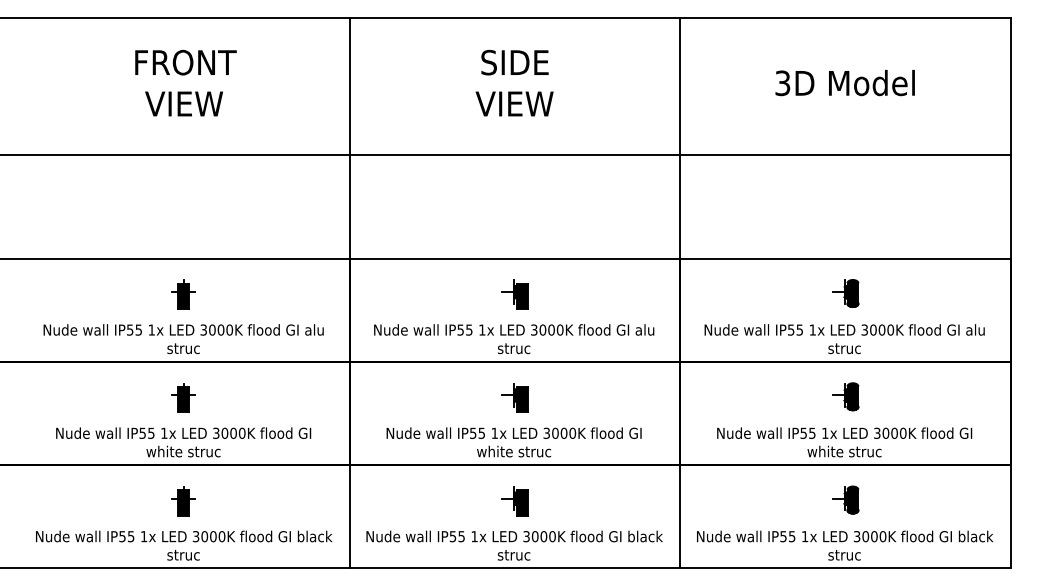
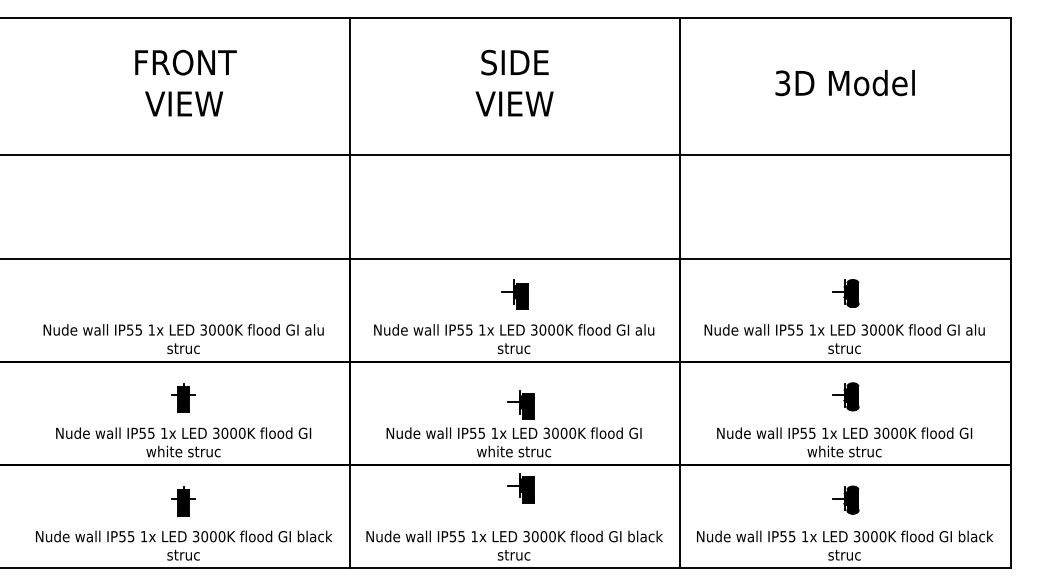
part: present -> none (183, 294)
part position: (514, 397) -> (520, 404) (520, 404)
part position: (514, 501) -> (520, 488) (520, 488)
